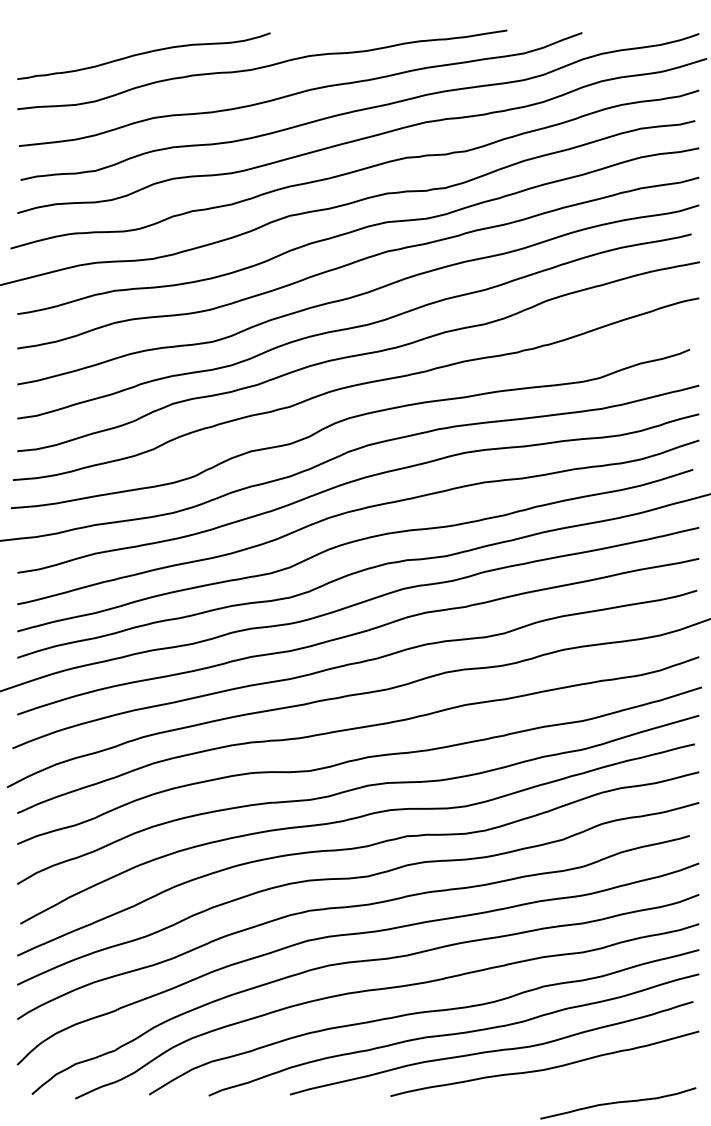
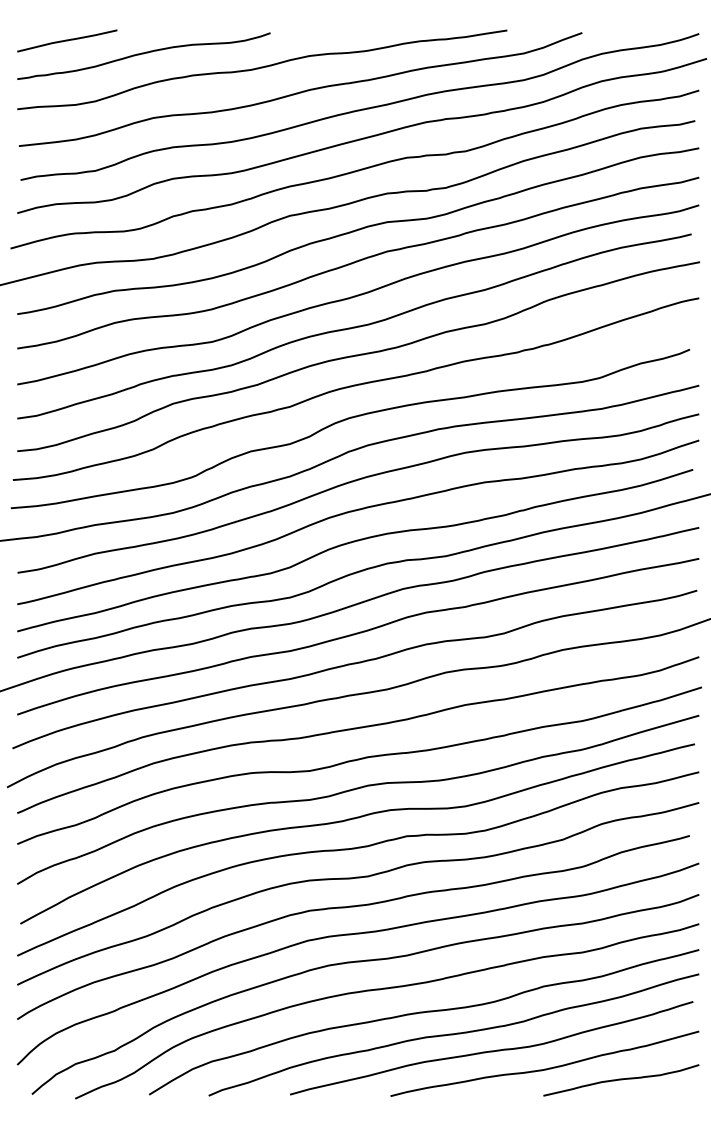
curve: none -> present (67, 40)
curve position: (618, 1103) -> (621, 1080) (621, 1080)
